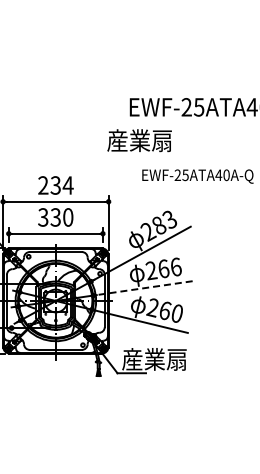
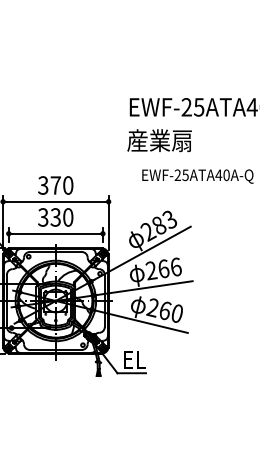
text position: (139, 140) -> (159, 140) (159, 140)
text: 234 -> 370 (55, 185)
line: dashed -> solid (144, 288)
text: 産業扇 -> EL (154, 359)
